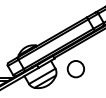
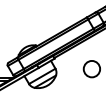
circle position: (75, 69) -> (91, 69) (91, 69)
